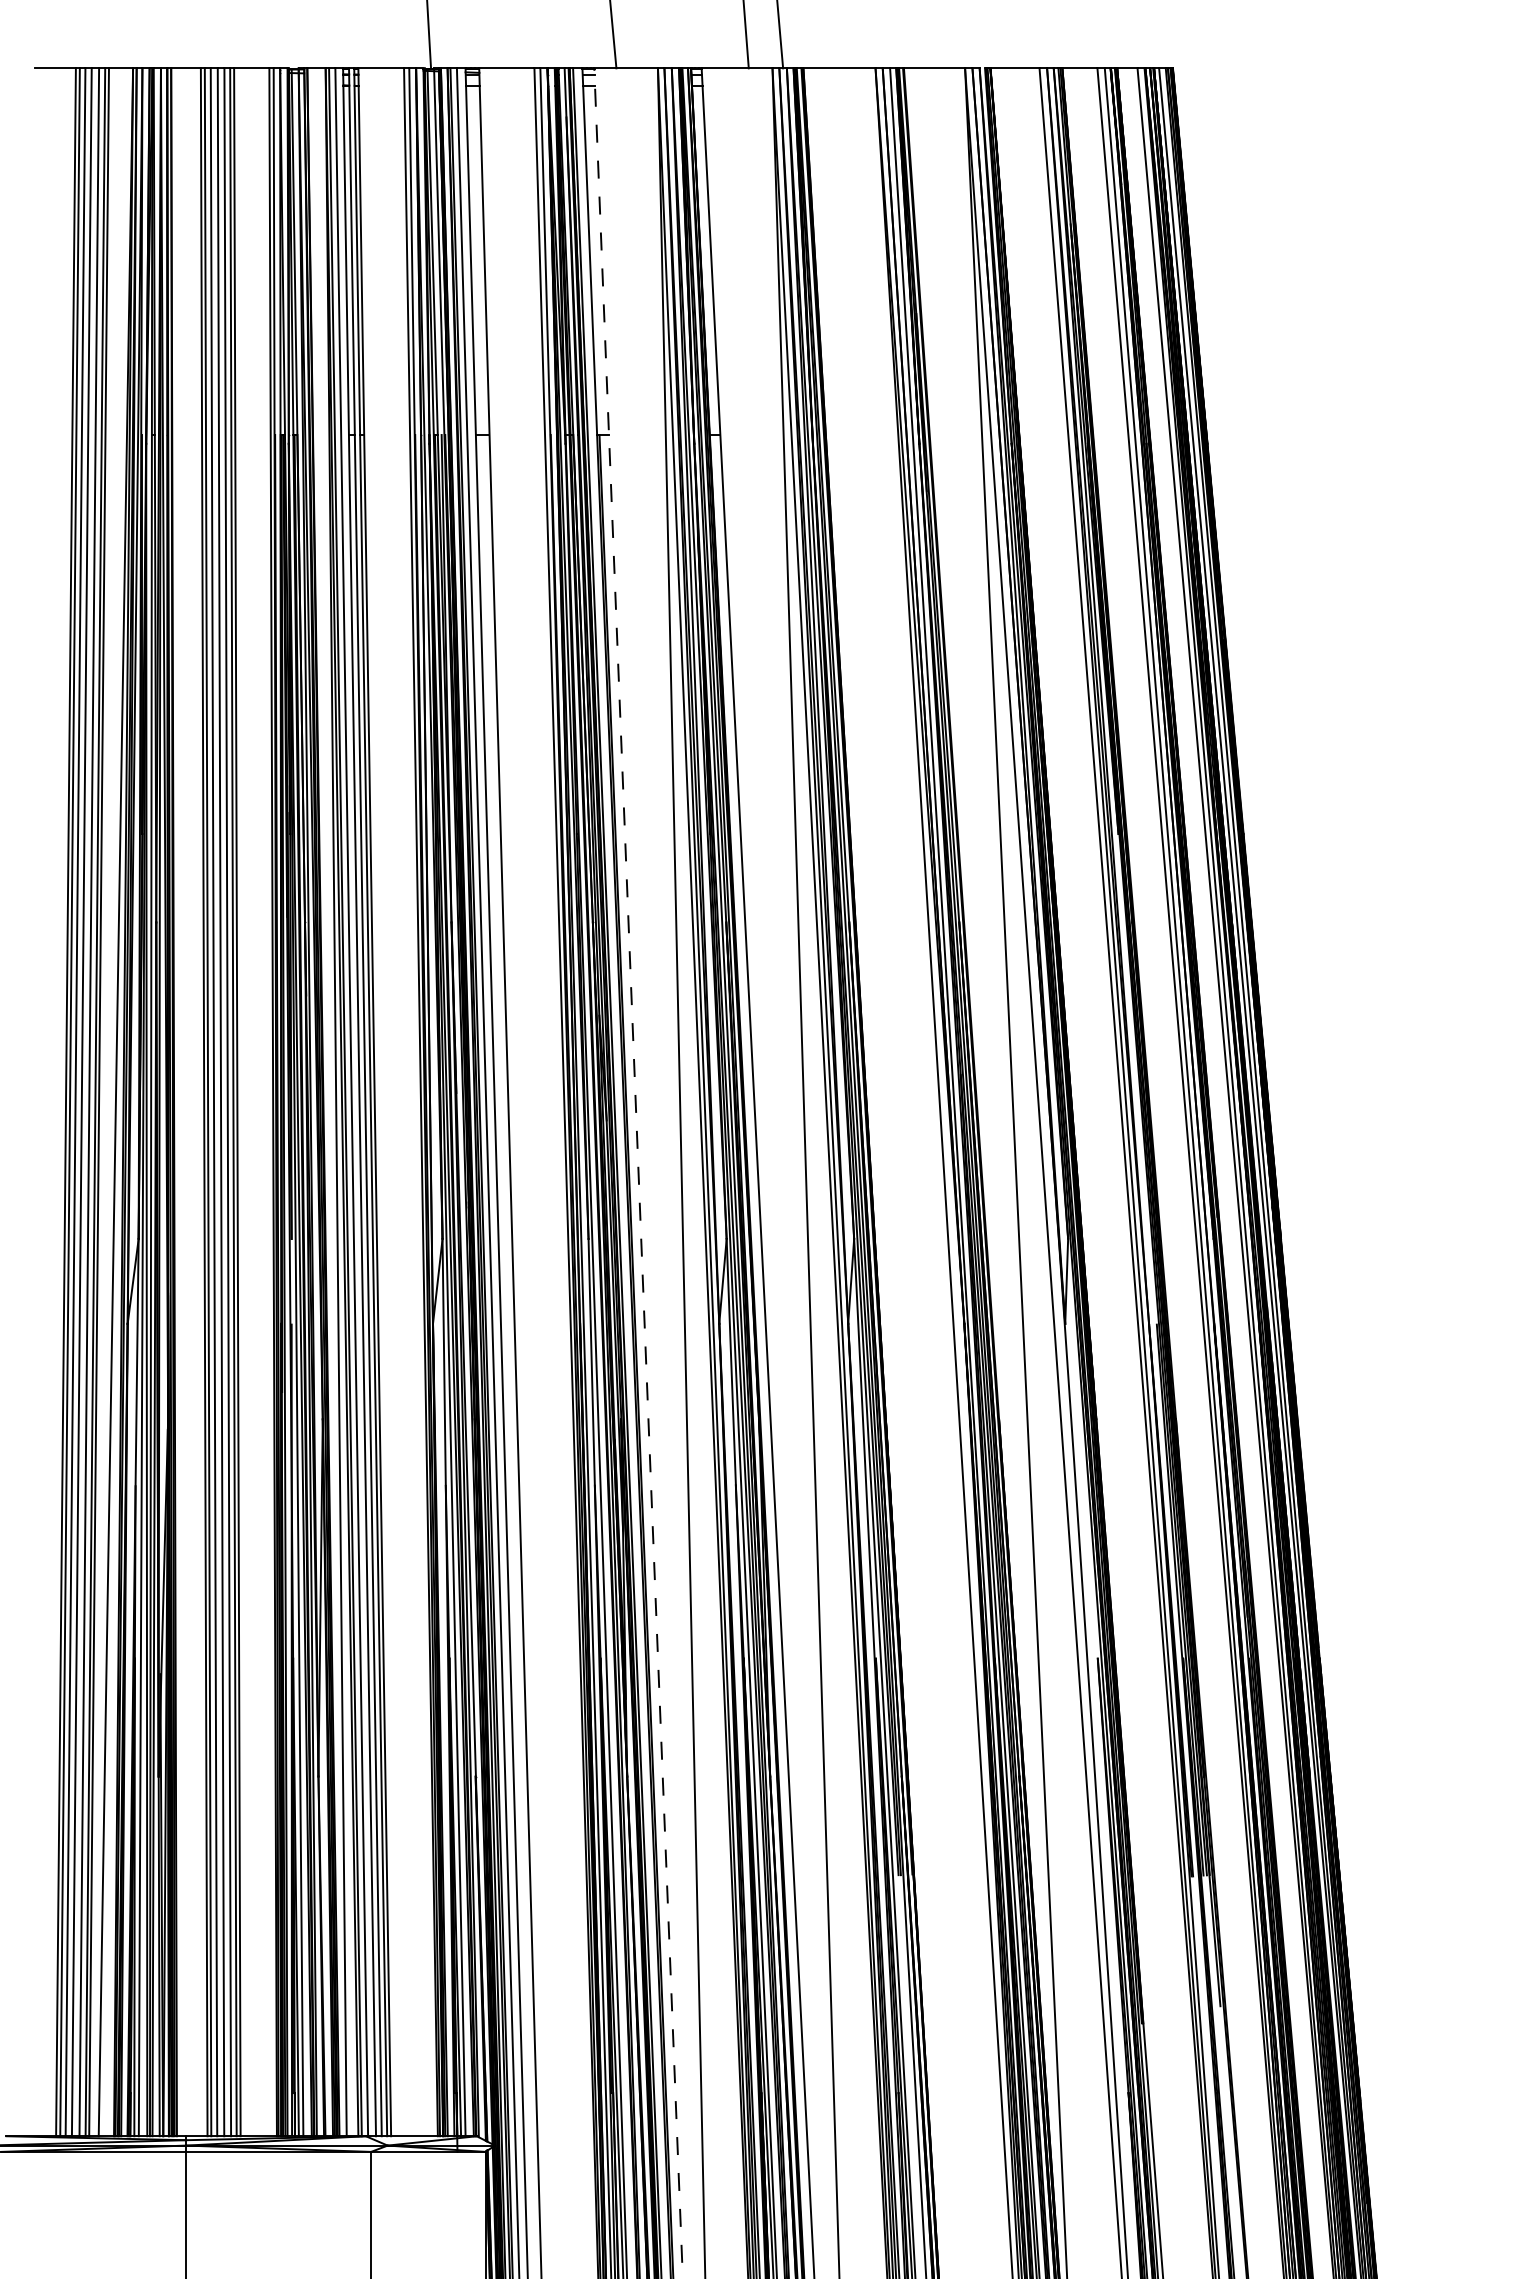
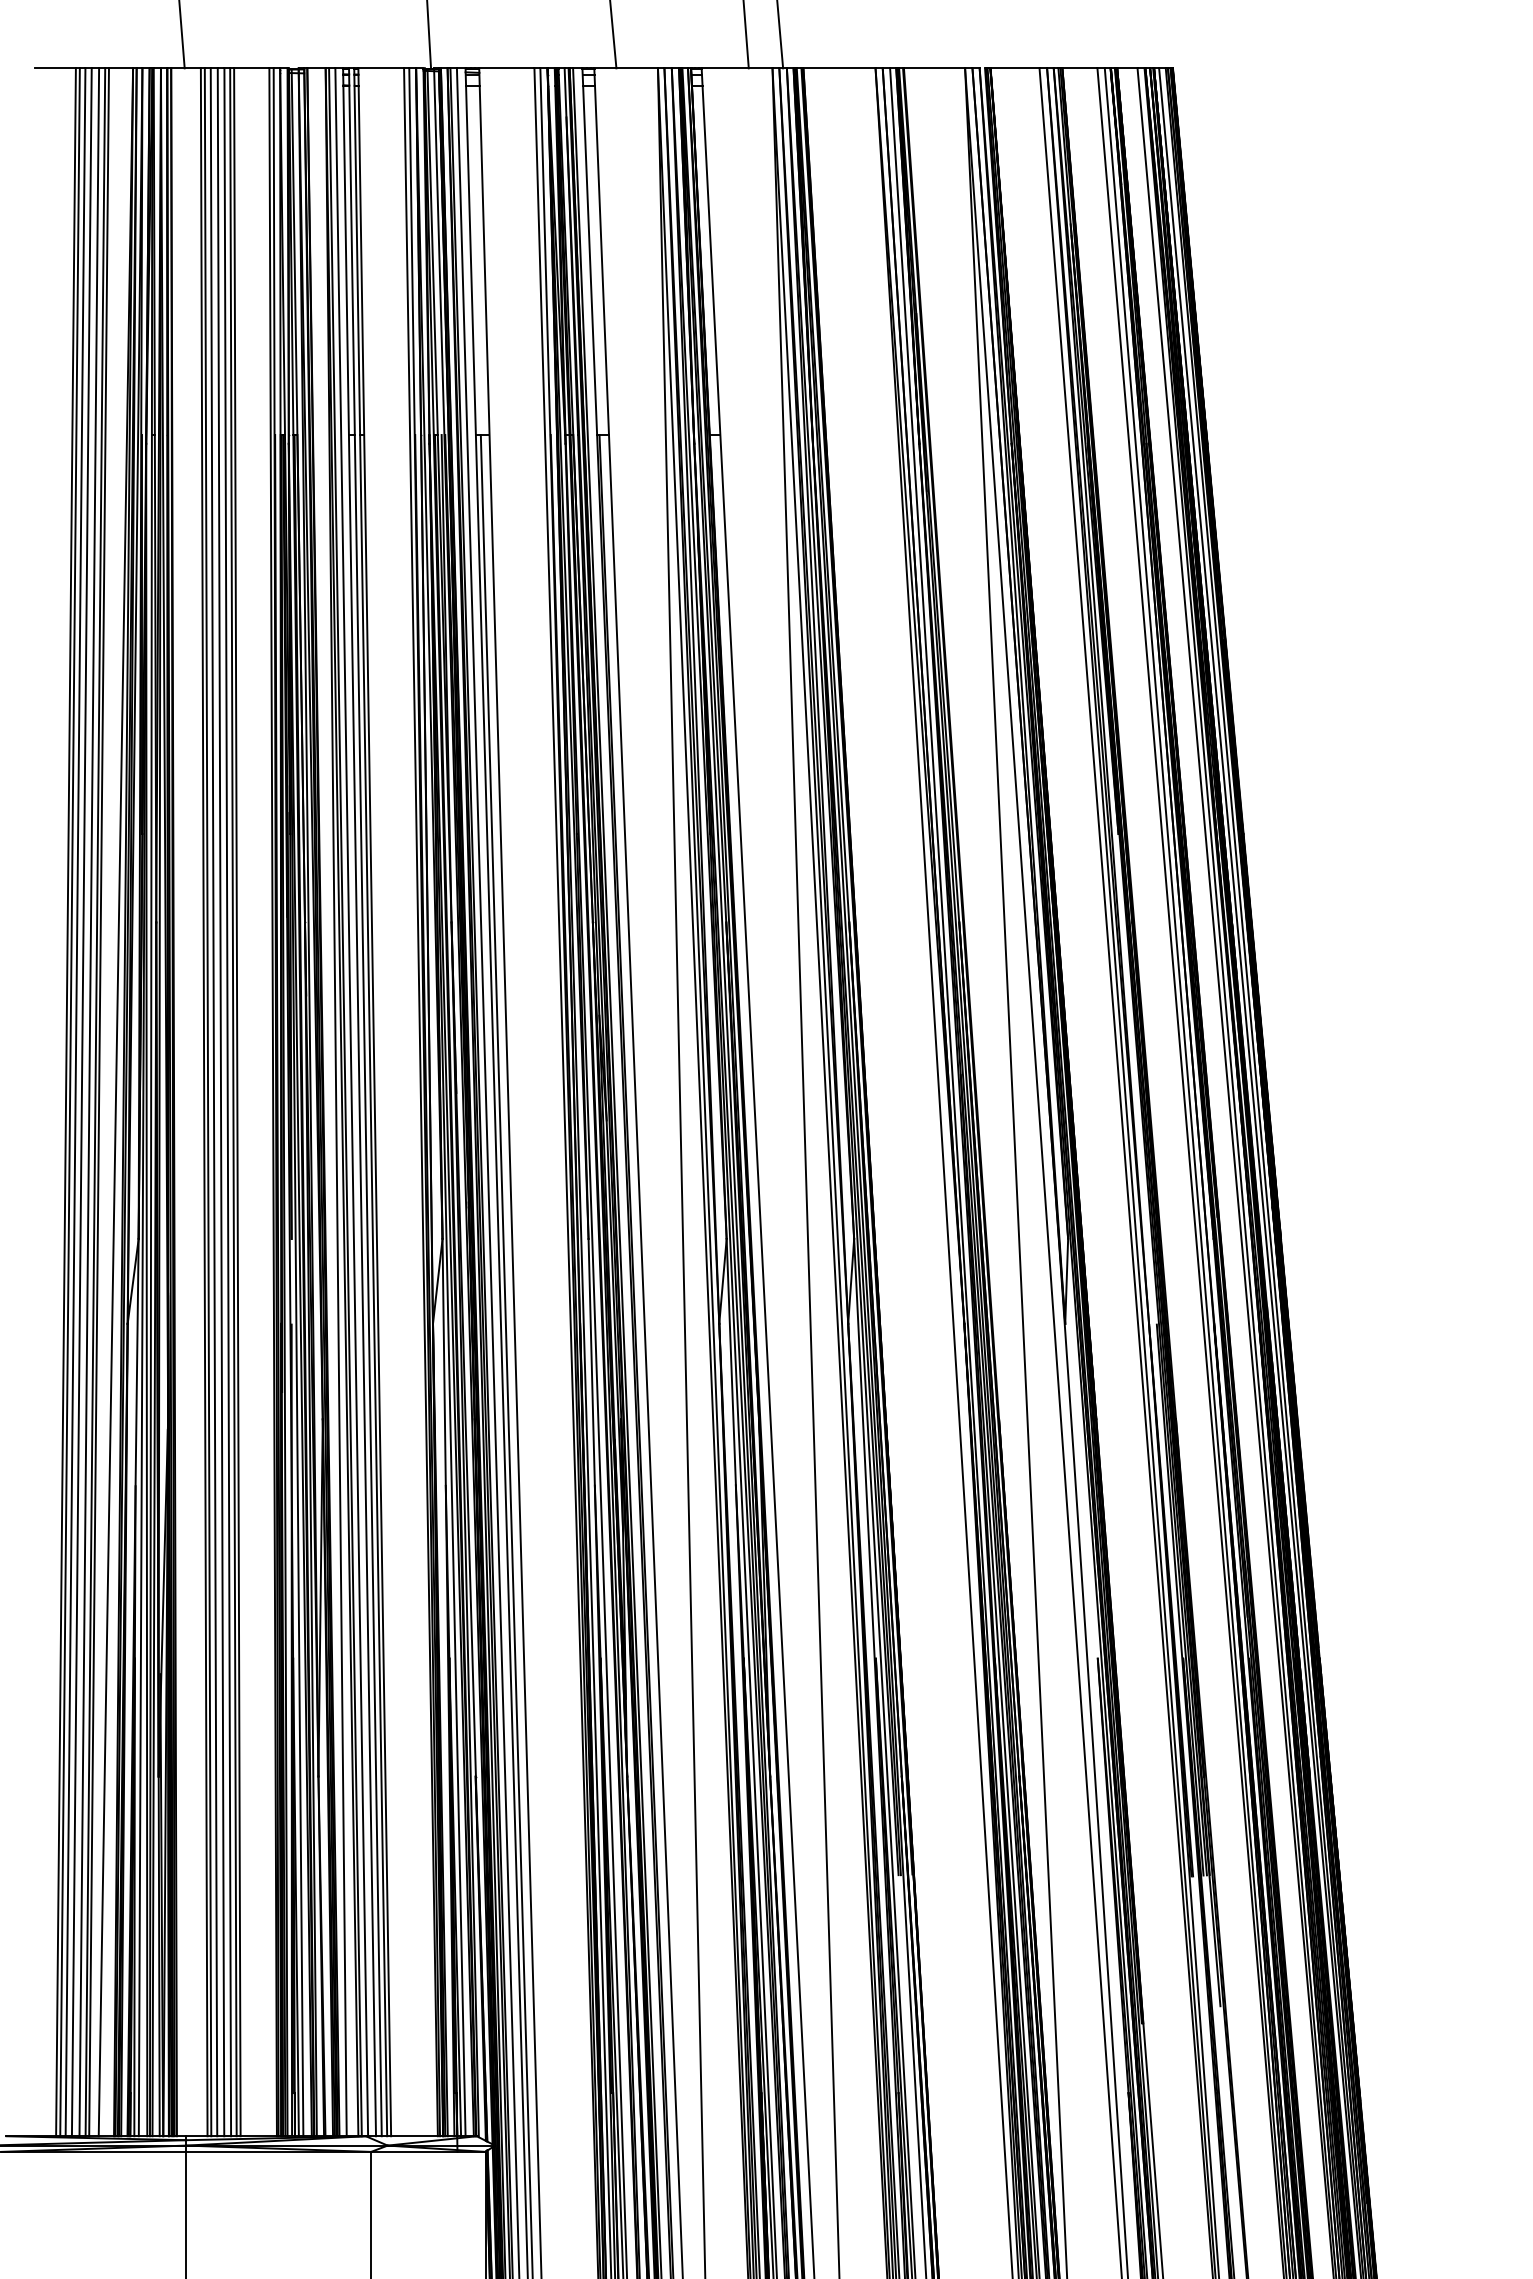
line: none -> present (181, 35)
line: dashed -> solid (638, 1173)
line: none -> present (506, 1355)
